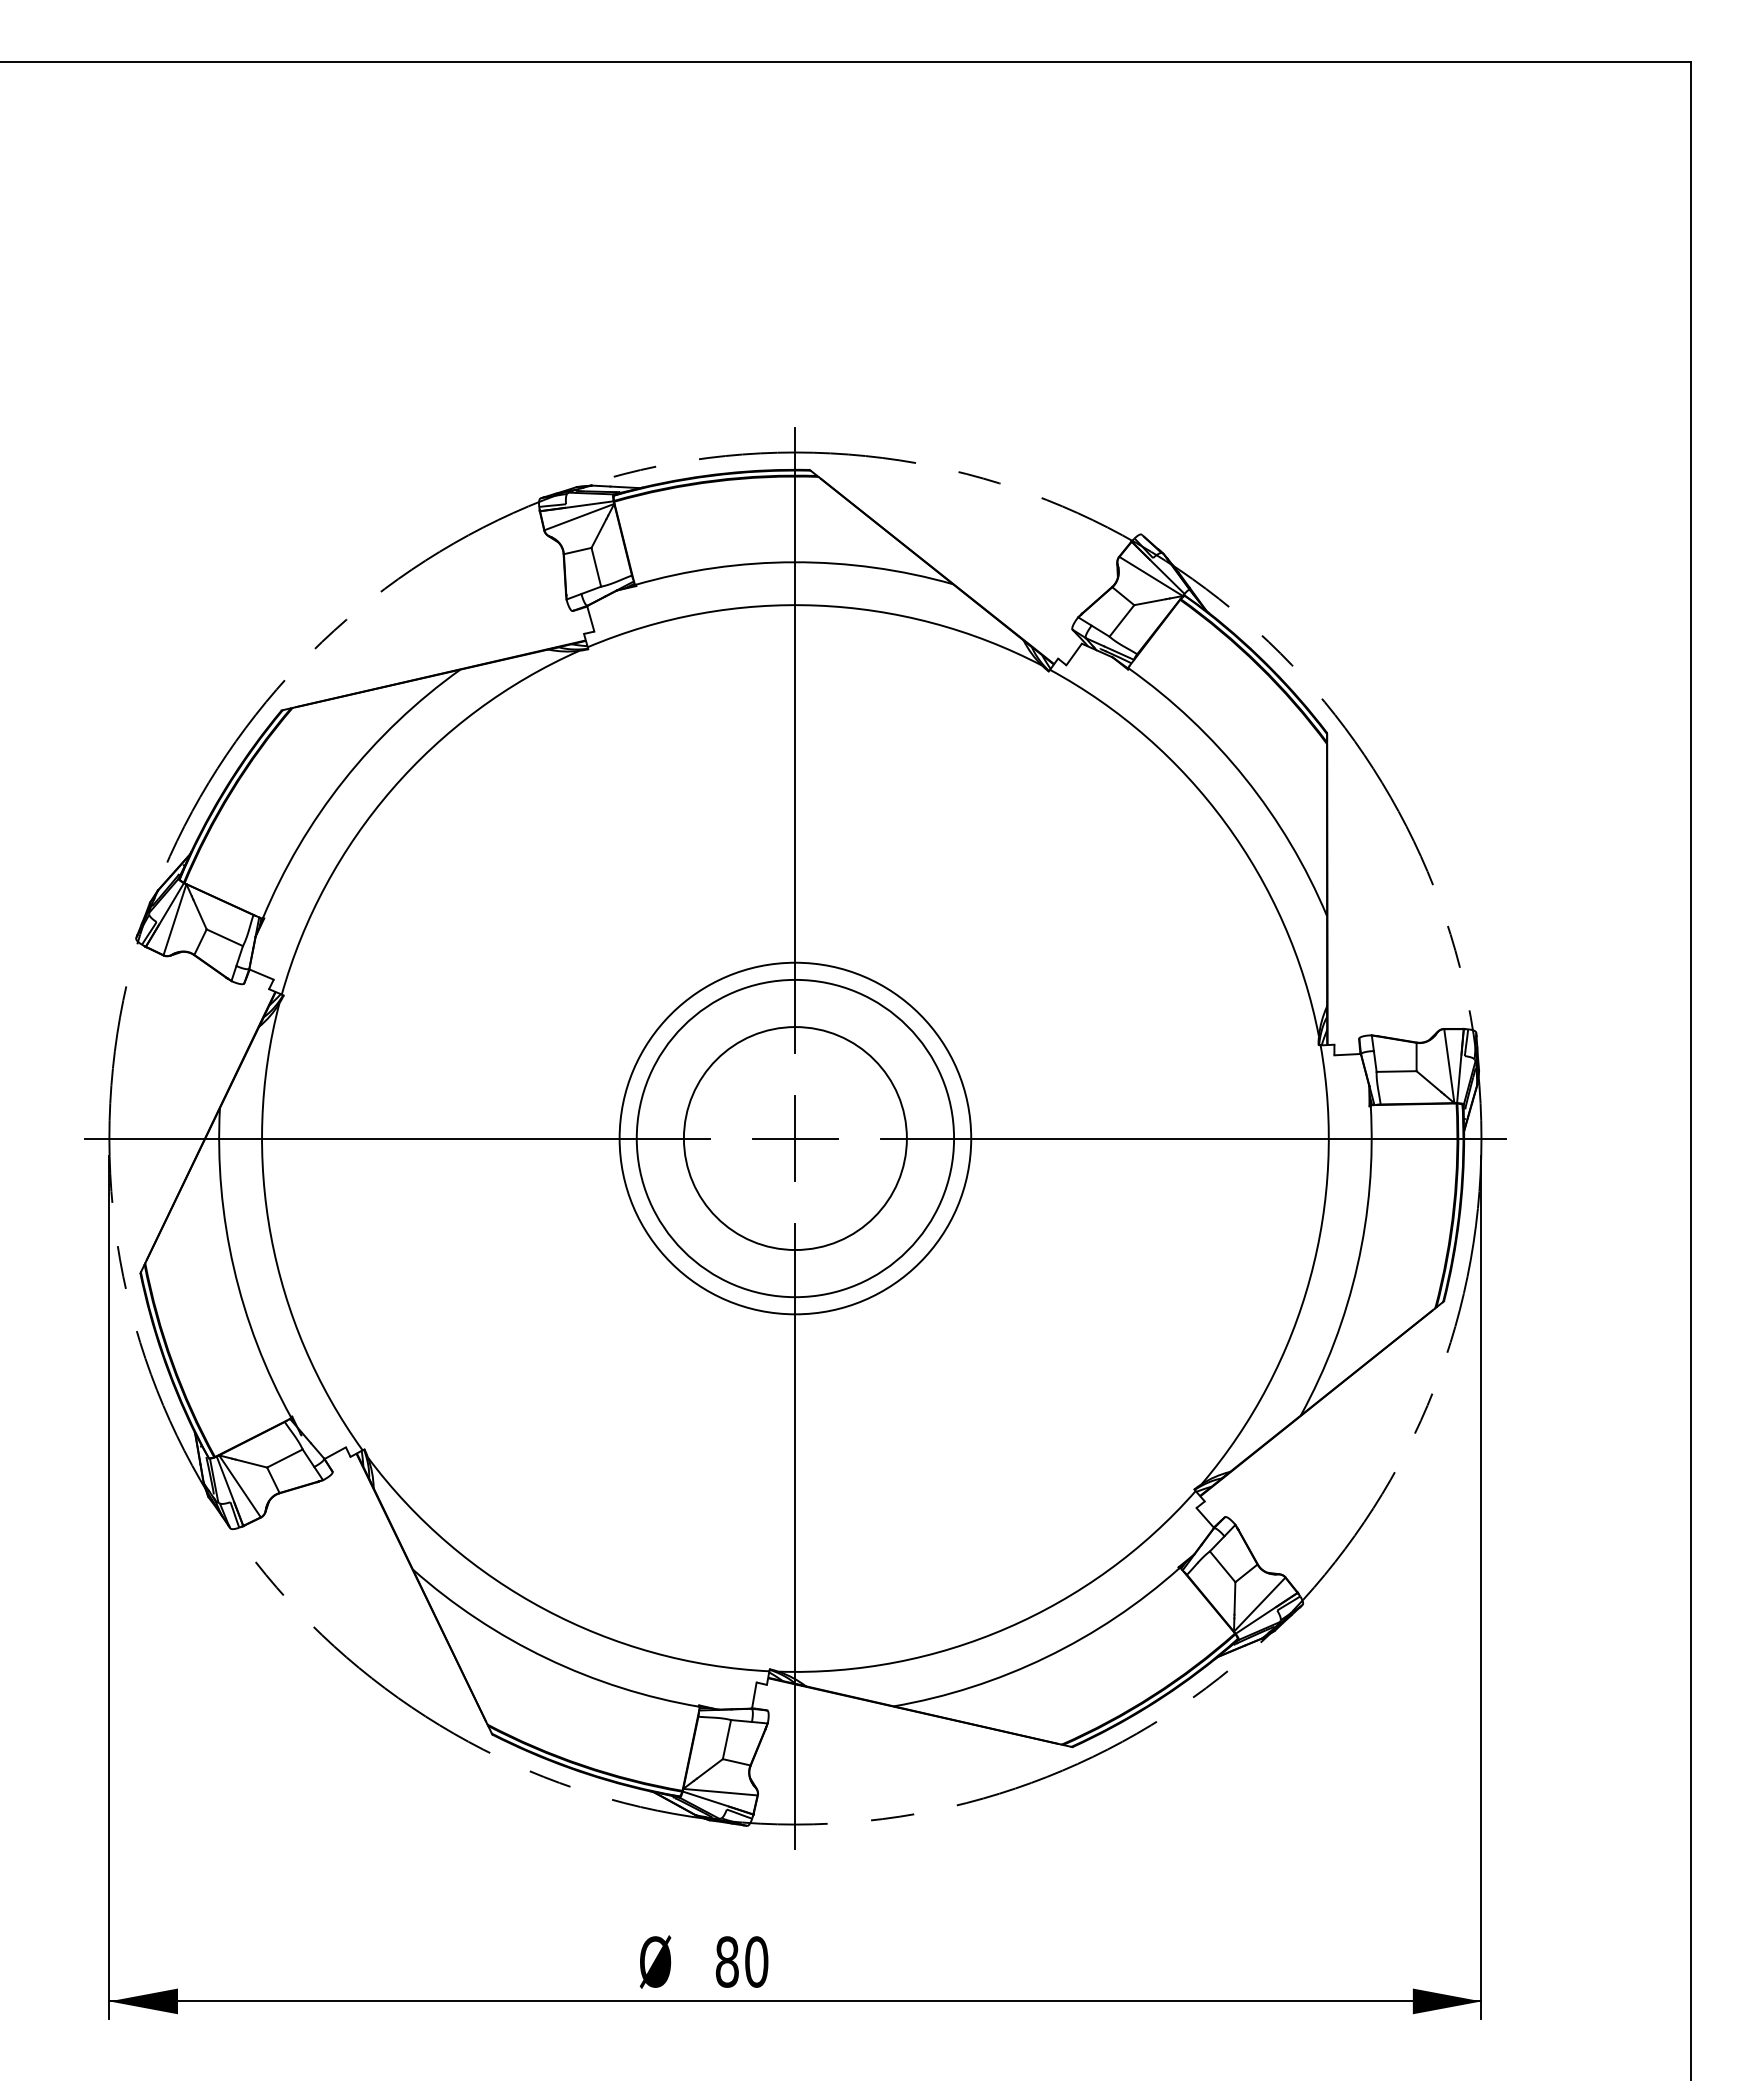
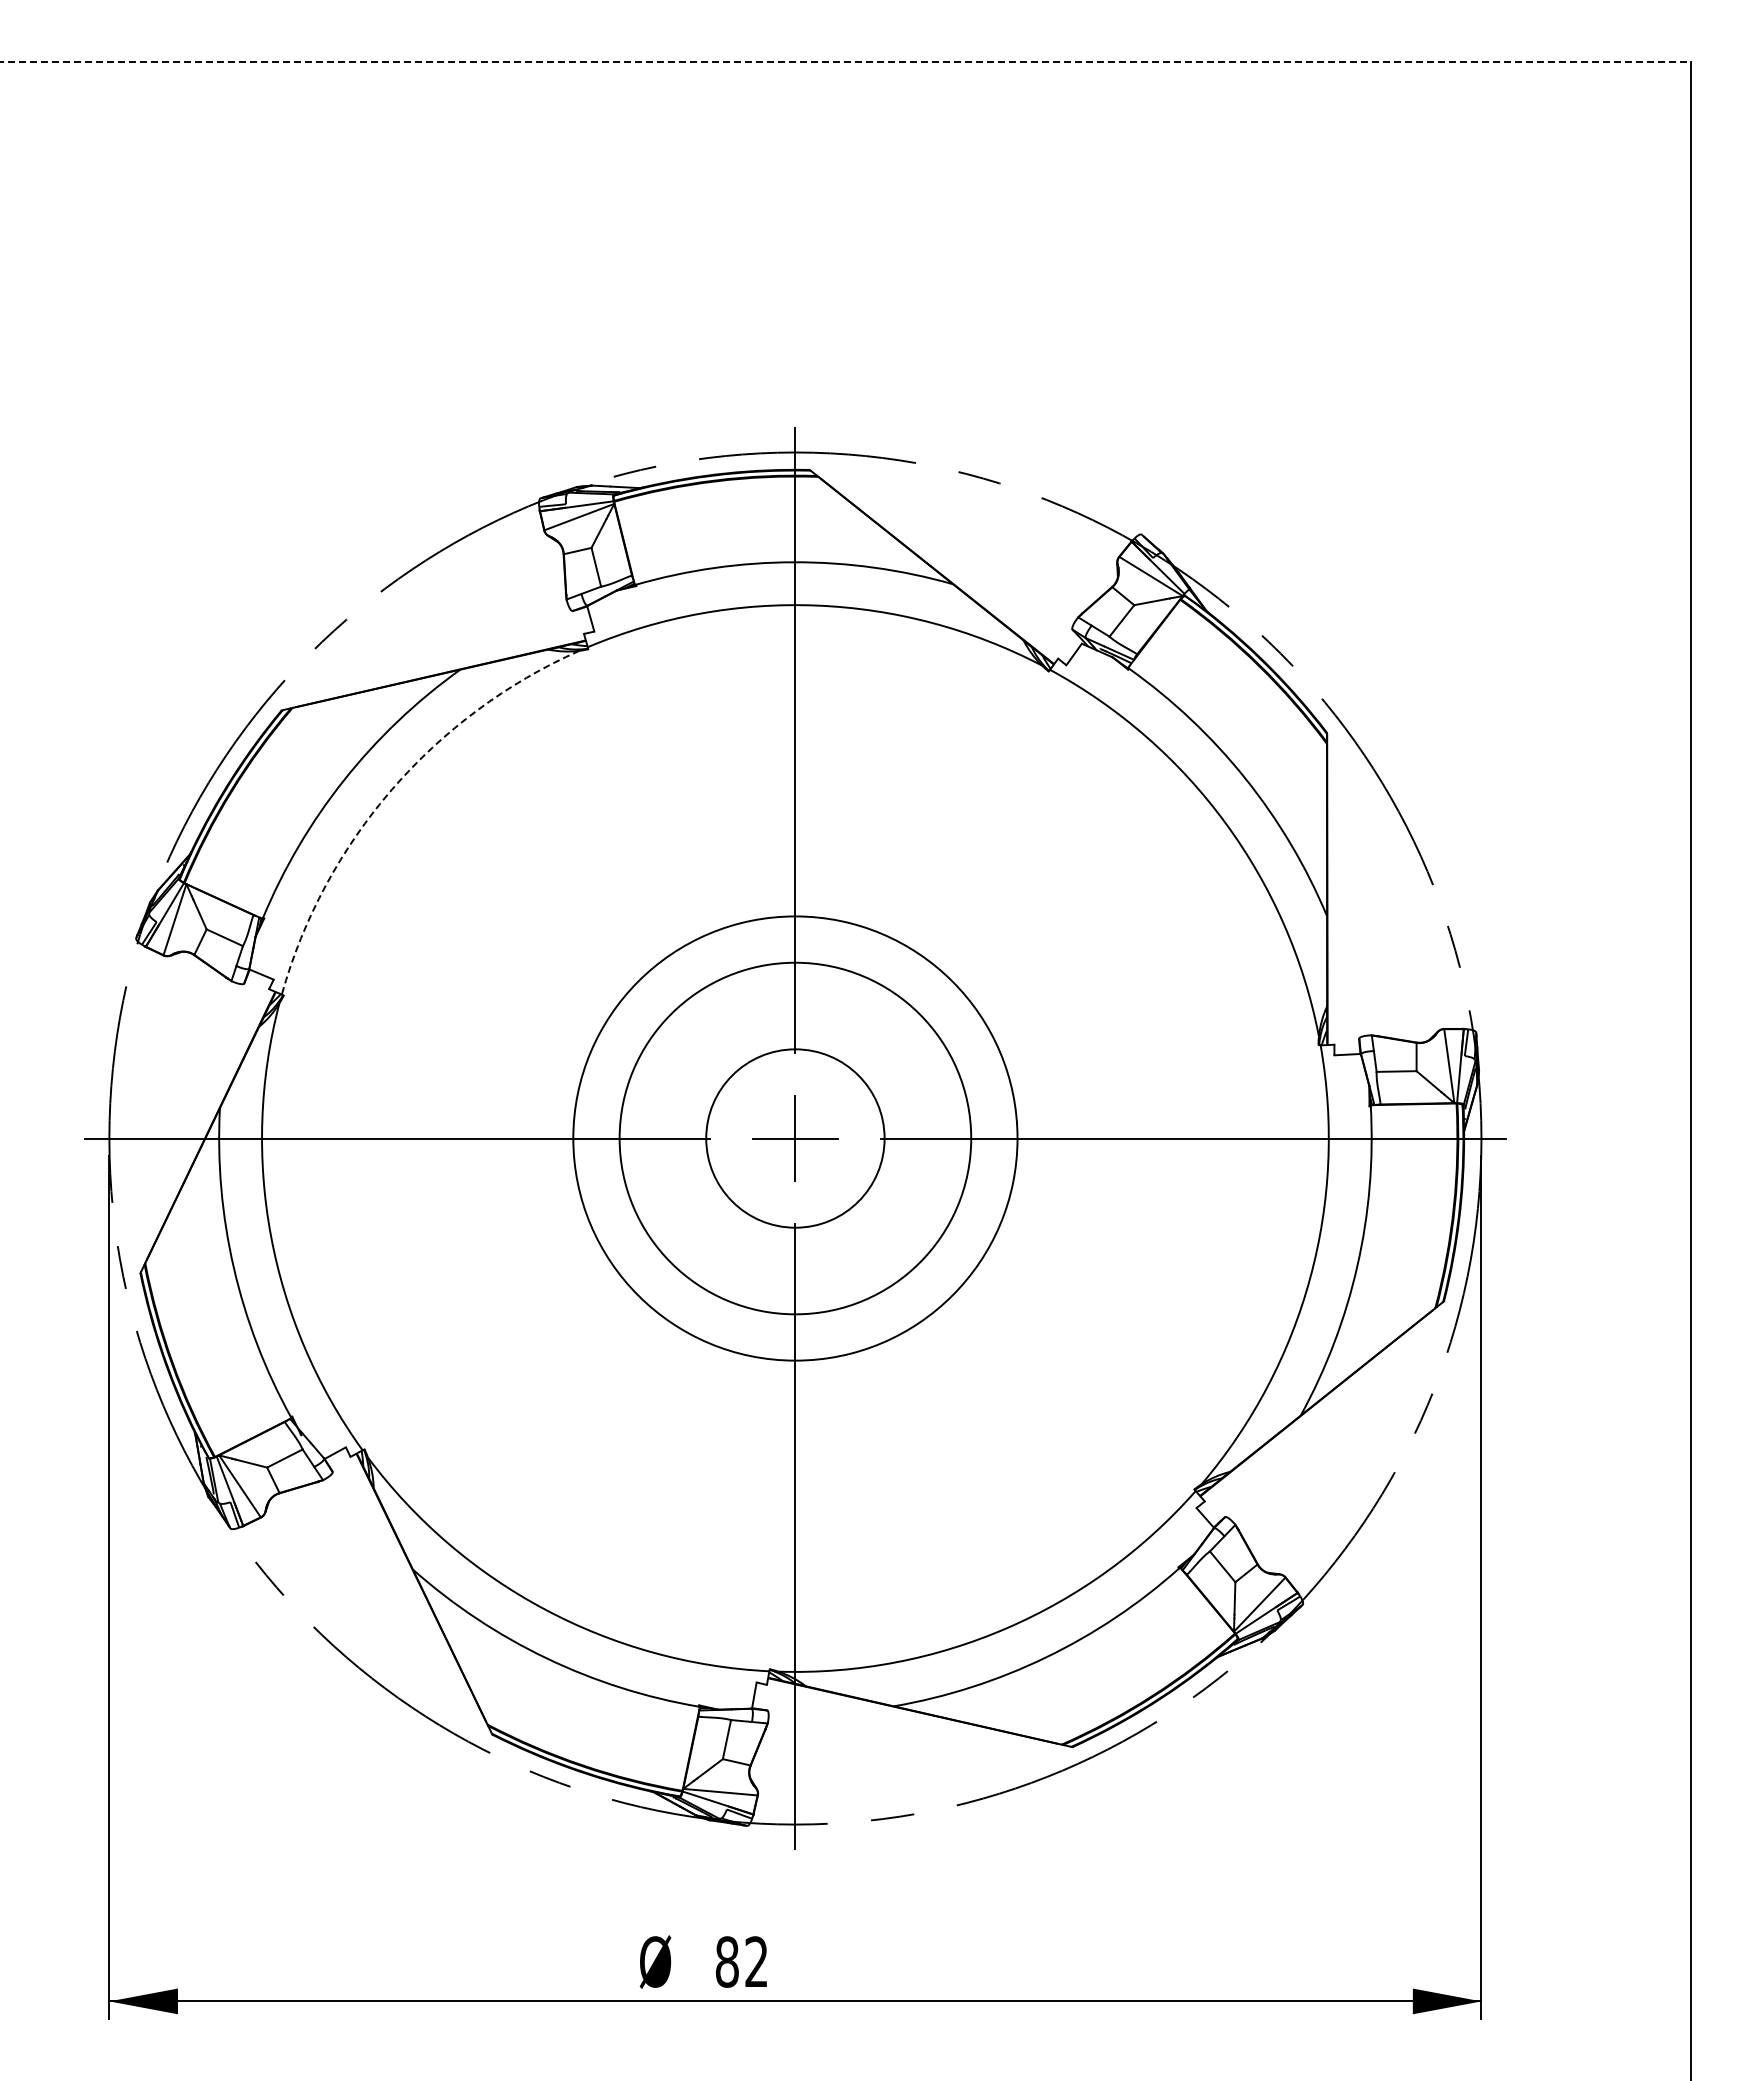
line: solid -> dashed (846, 62)
arc: solid -> dashed (392, 789)
circle diameter: 223 px -> 178 px (795, 1138)
circle diameter: 317 px -> 444 px (795, 1138)
text: 80 -> 82 (756, 1961)
